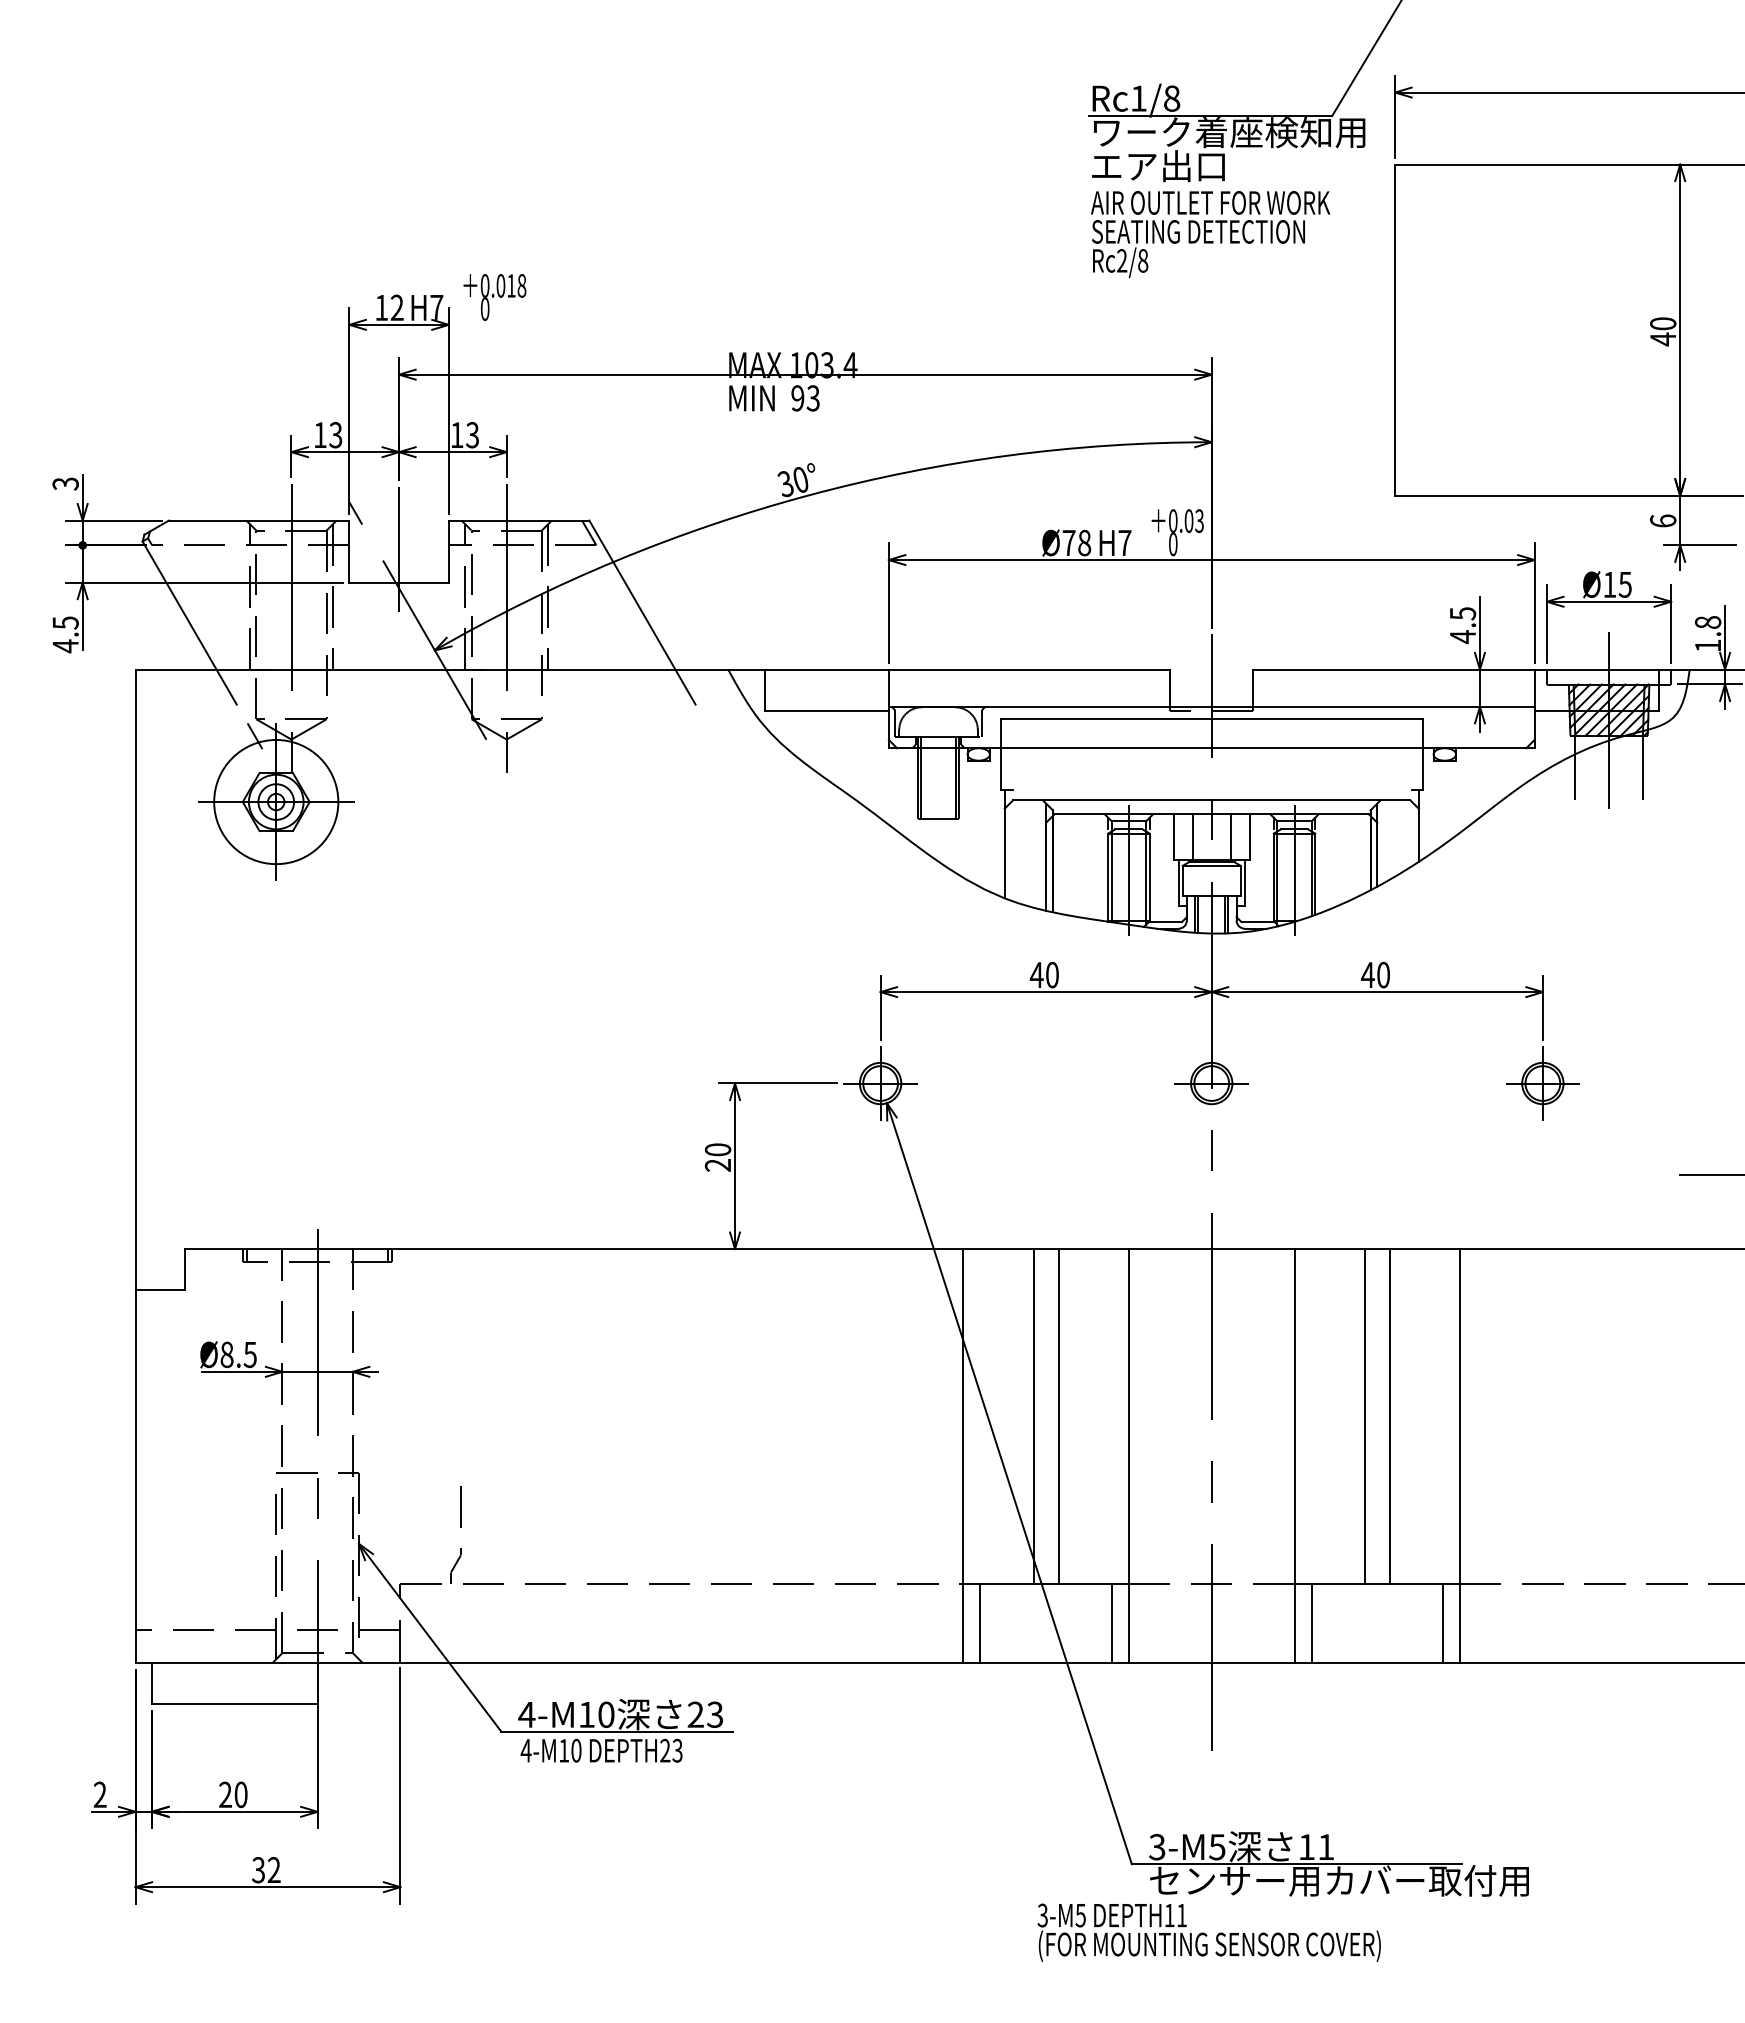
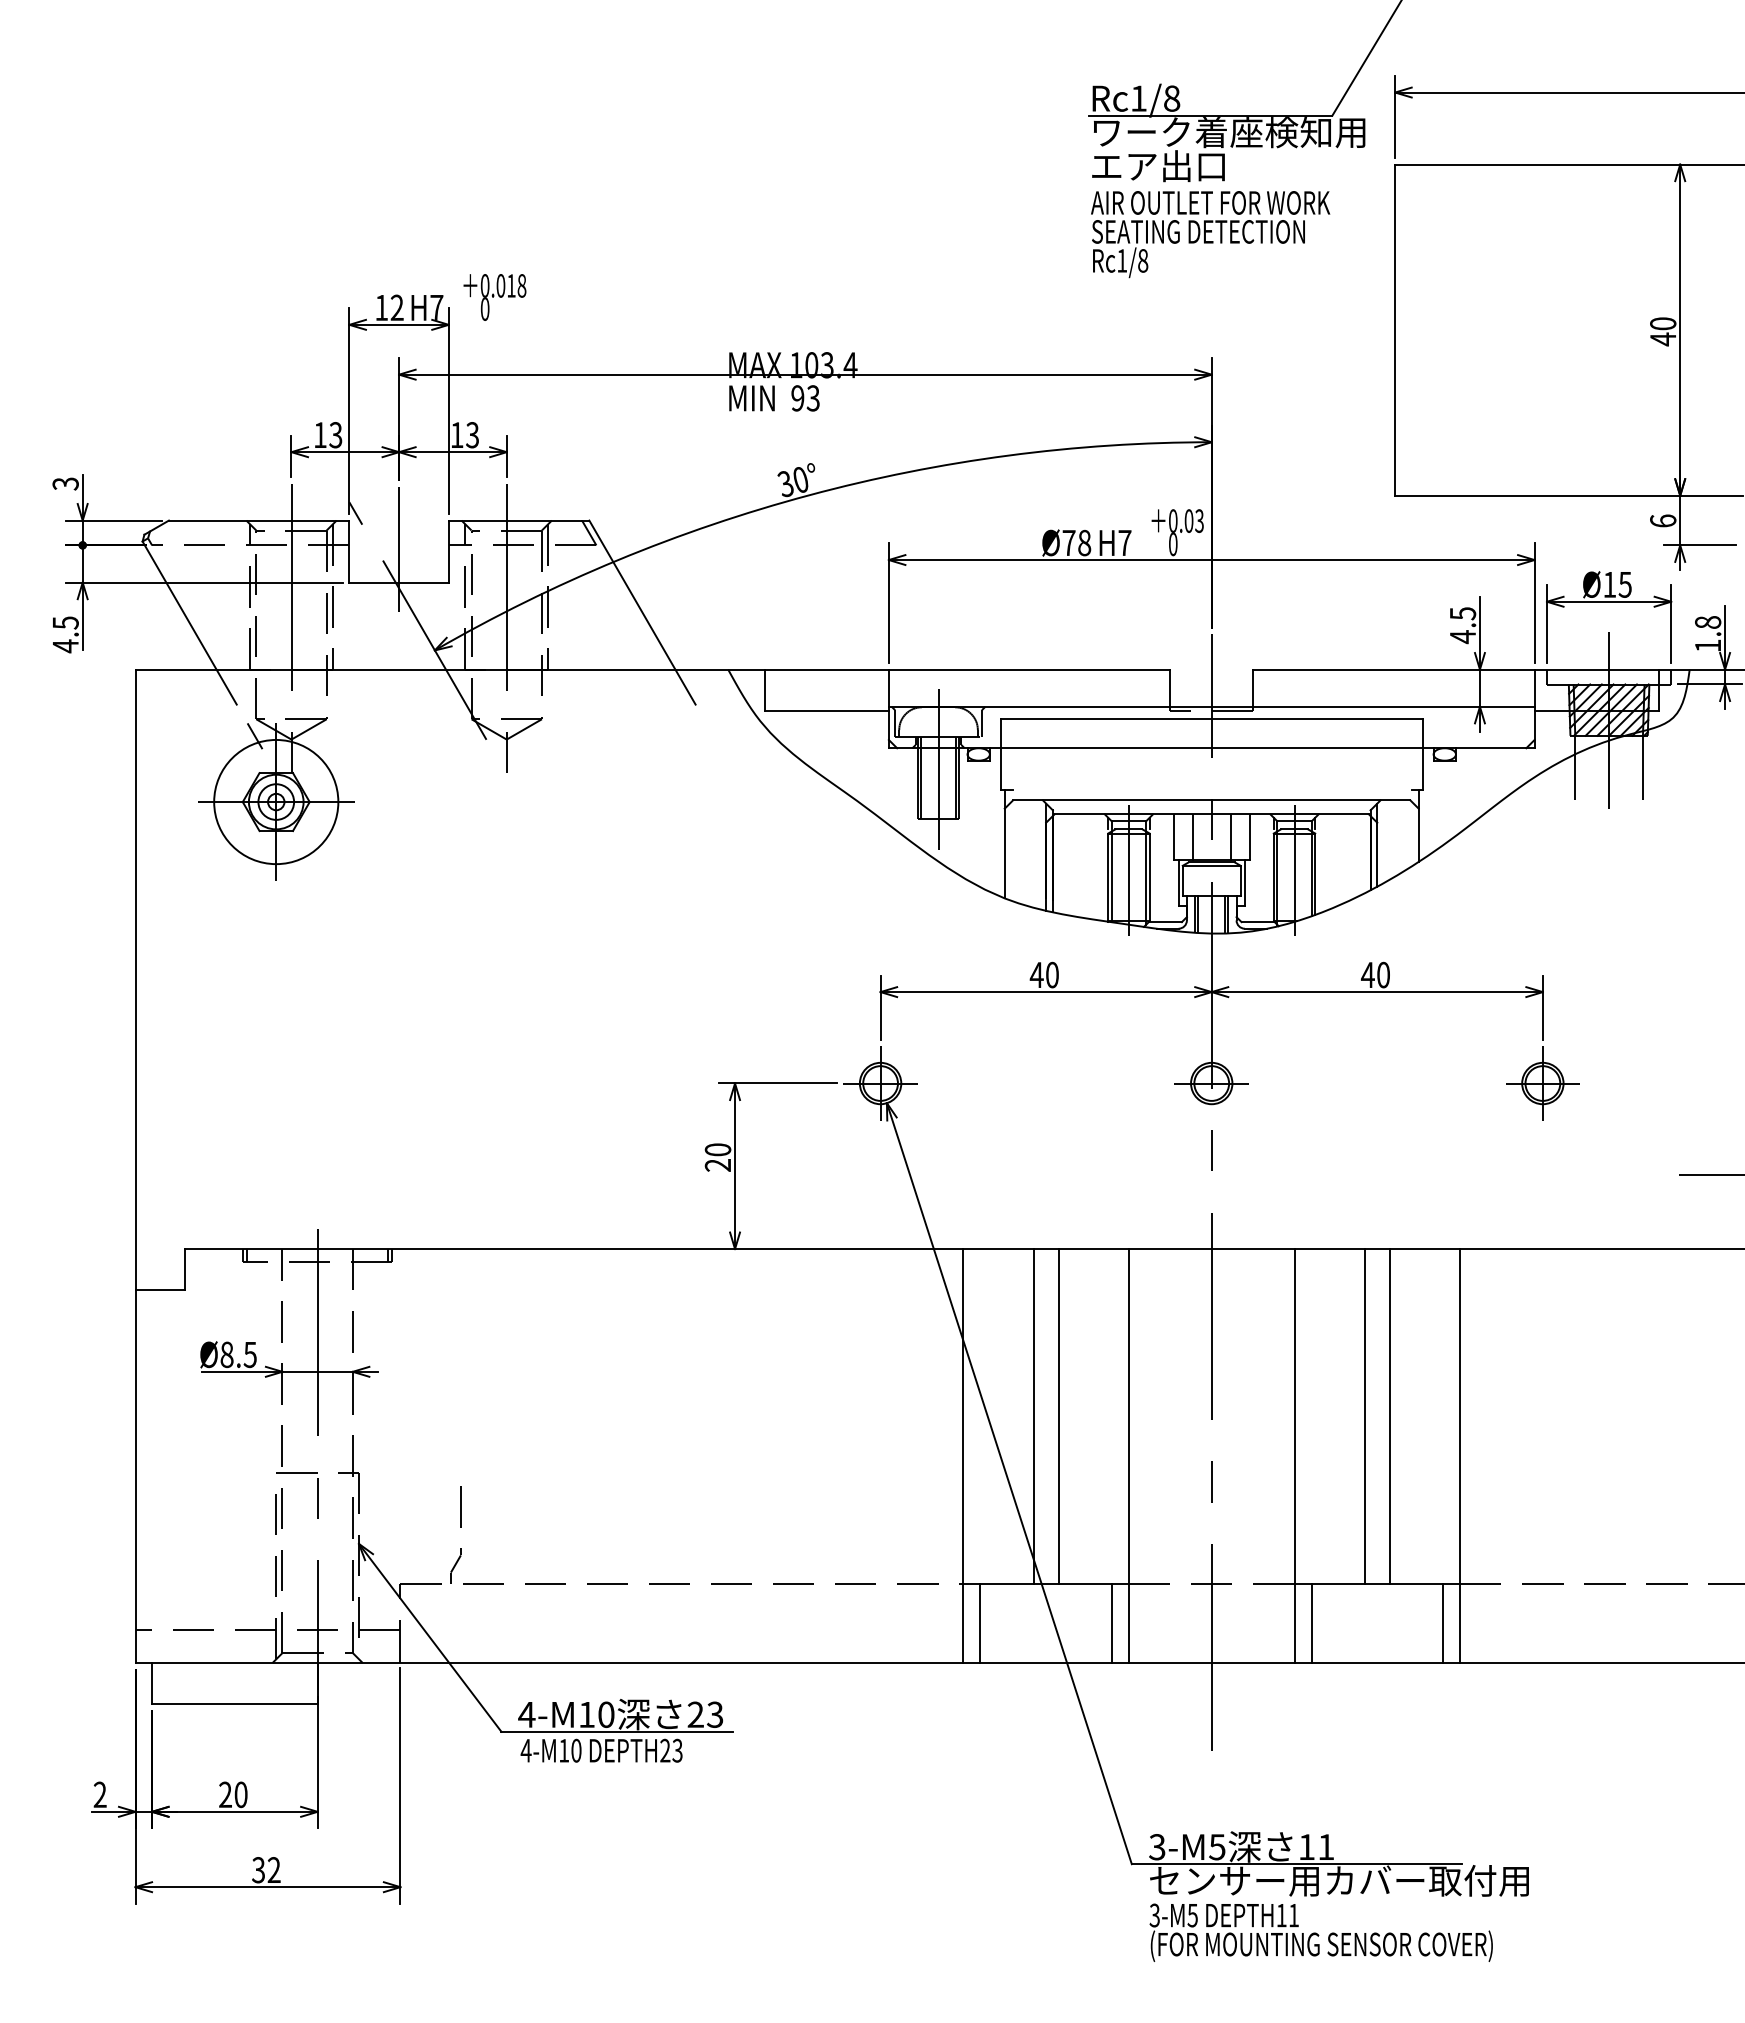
text: Rc2/8 -> Rc1/8 (1122, 260)
line: none -> present (938, 769)
text position: (1208, 1932) -> (1320, 1932) (1320, 1932)
